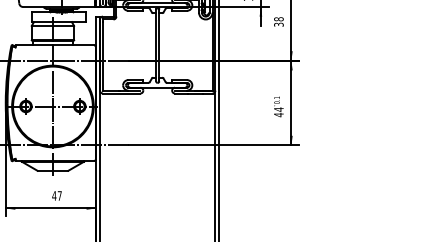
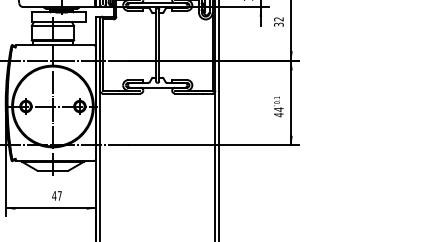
text: 38 -> 32 (278, 19)
